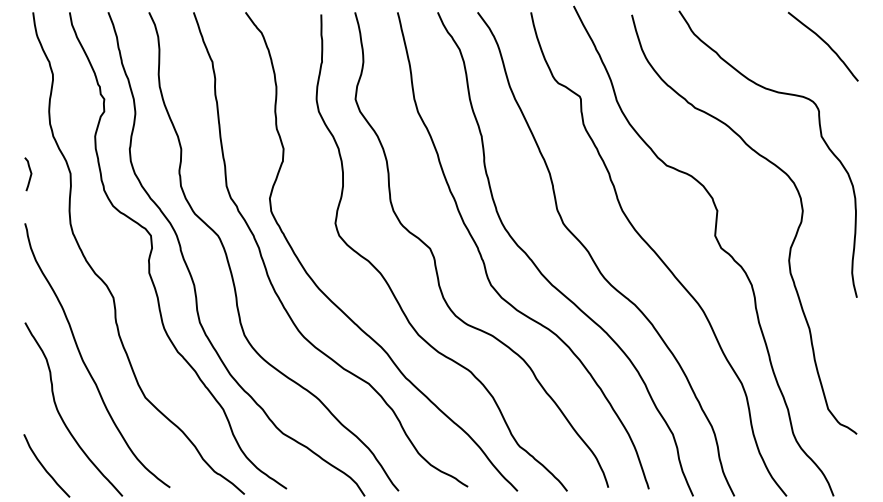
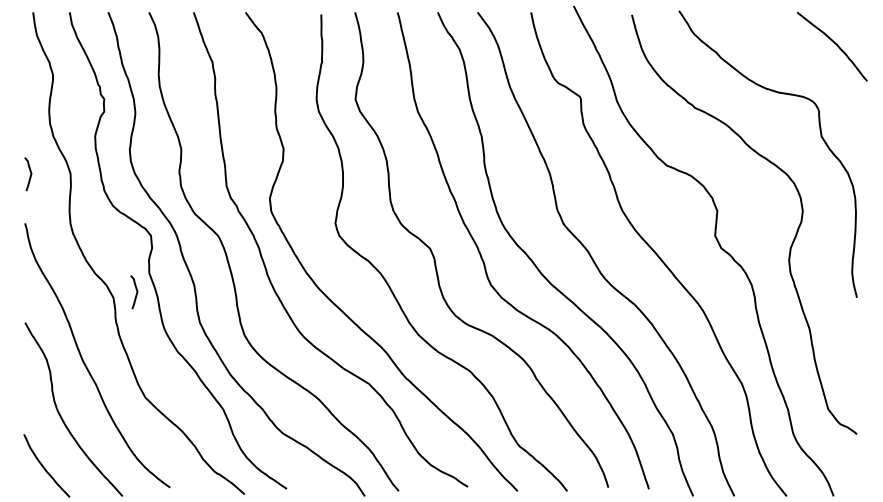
curve position: (823, 42) -> (832, 42) (832, 42)
curve: none -> present (136, 292)
